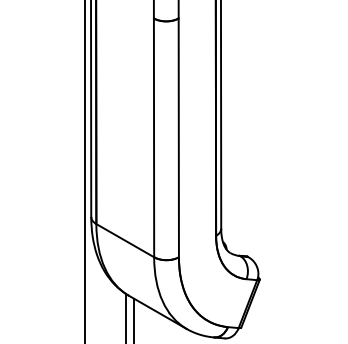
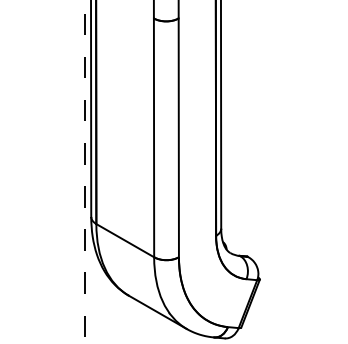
line: solid -> dashed (84, 172)
line: present -> none (125, 316)
line: present -> none (134, 319)
